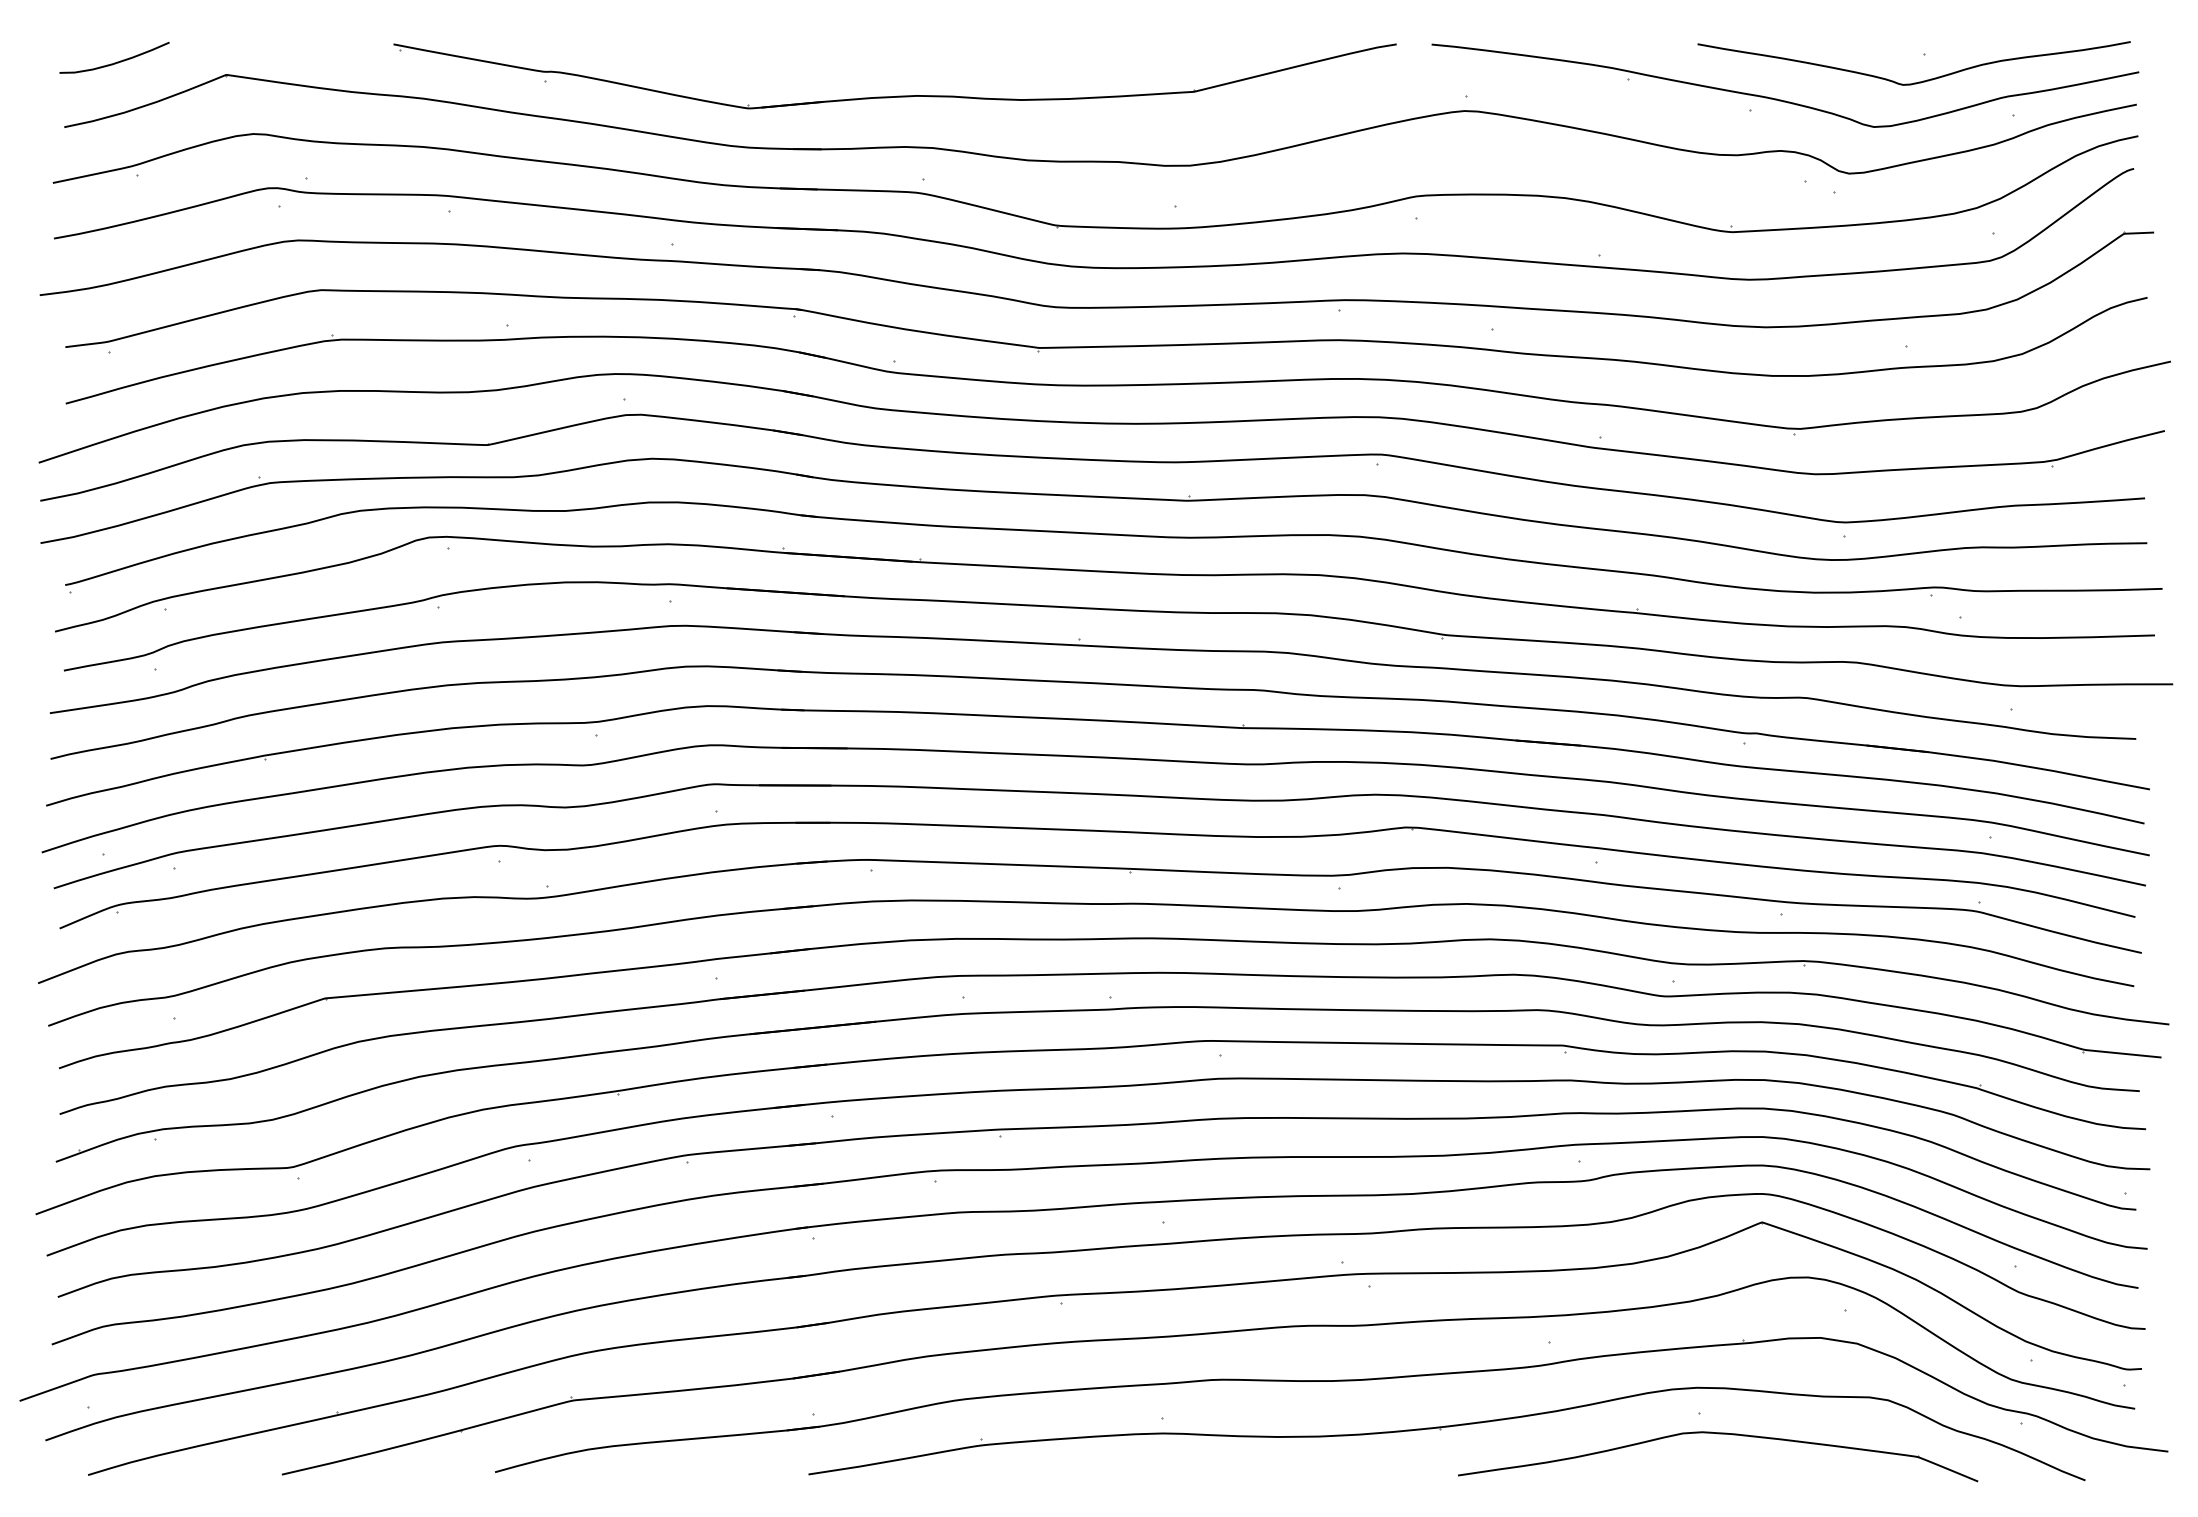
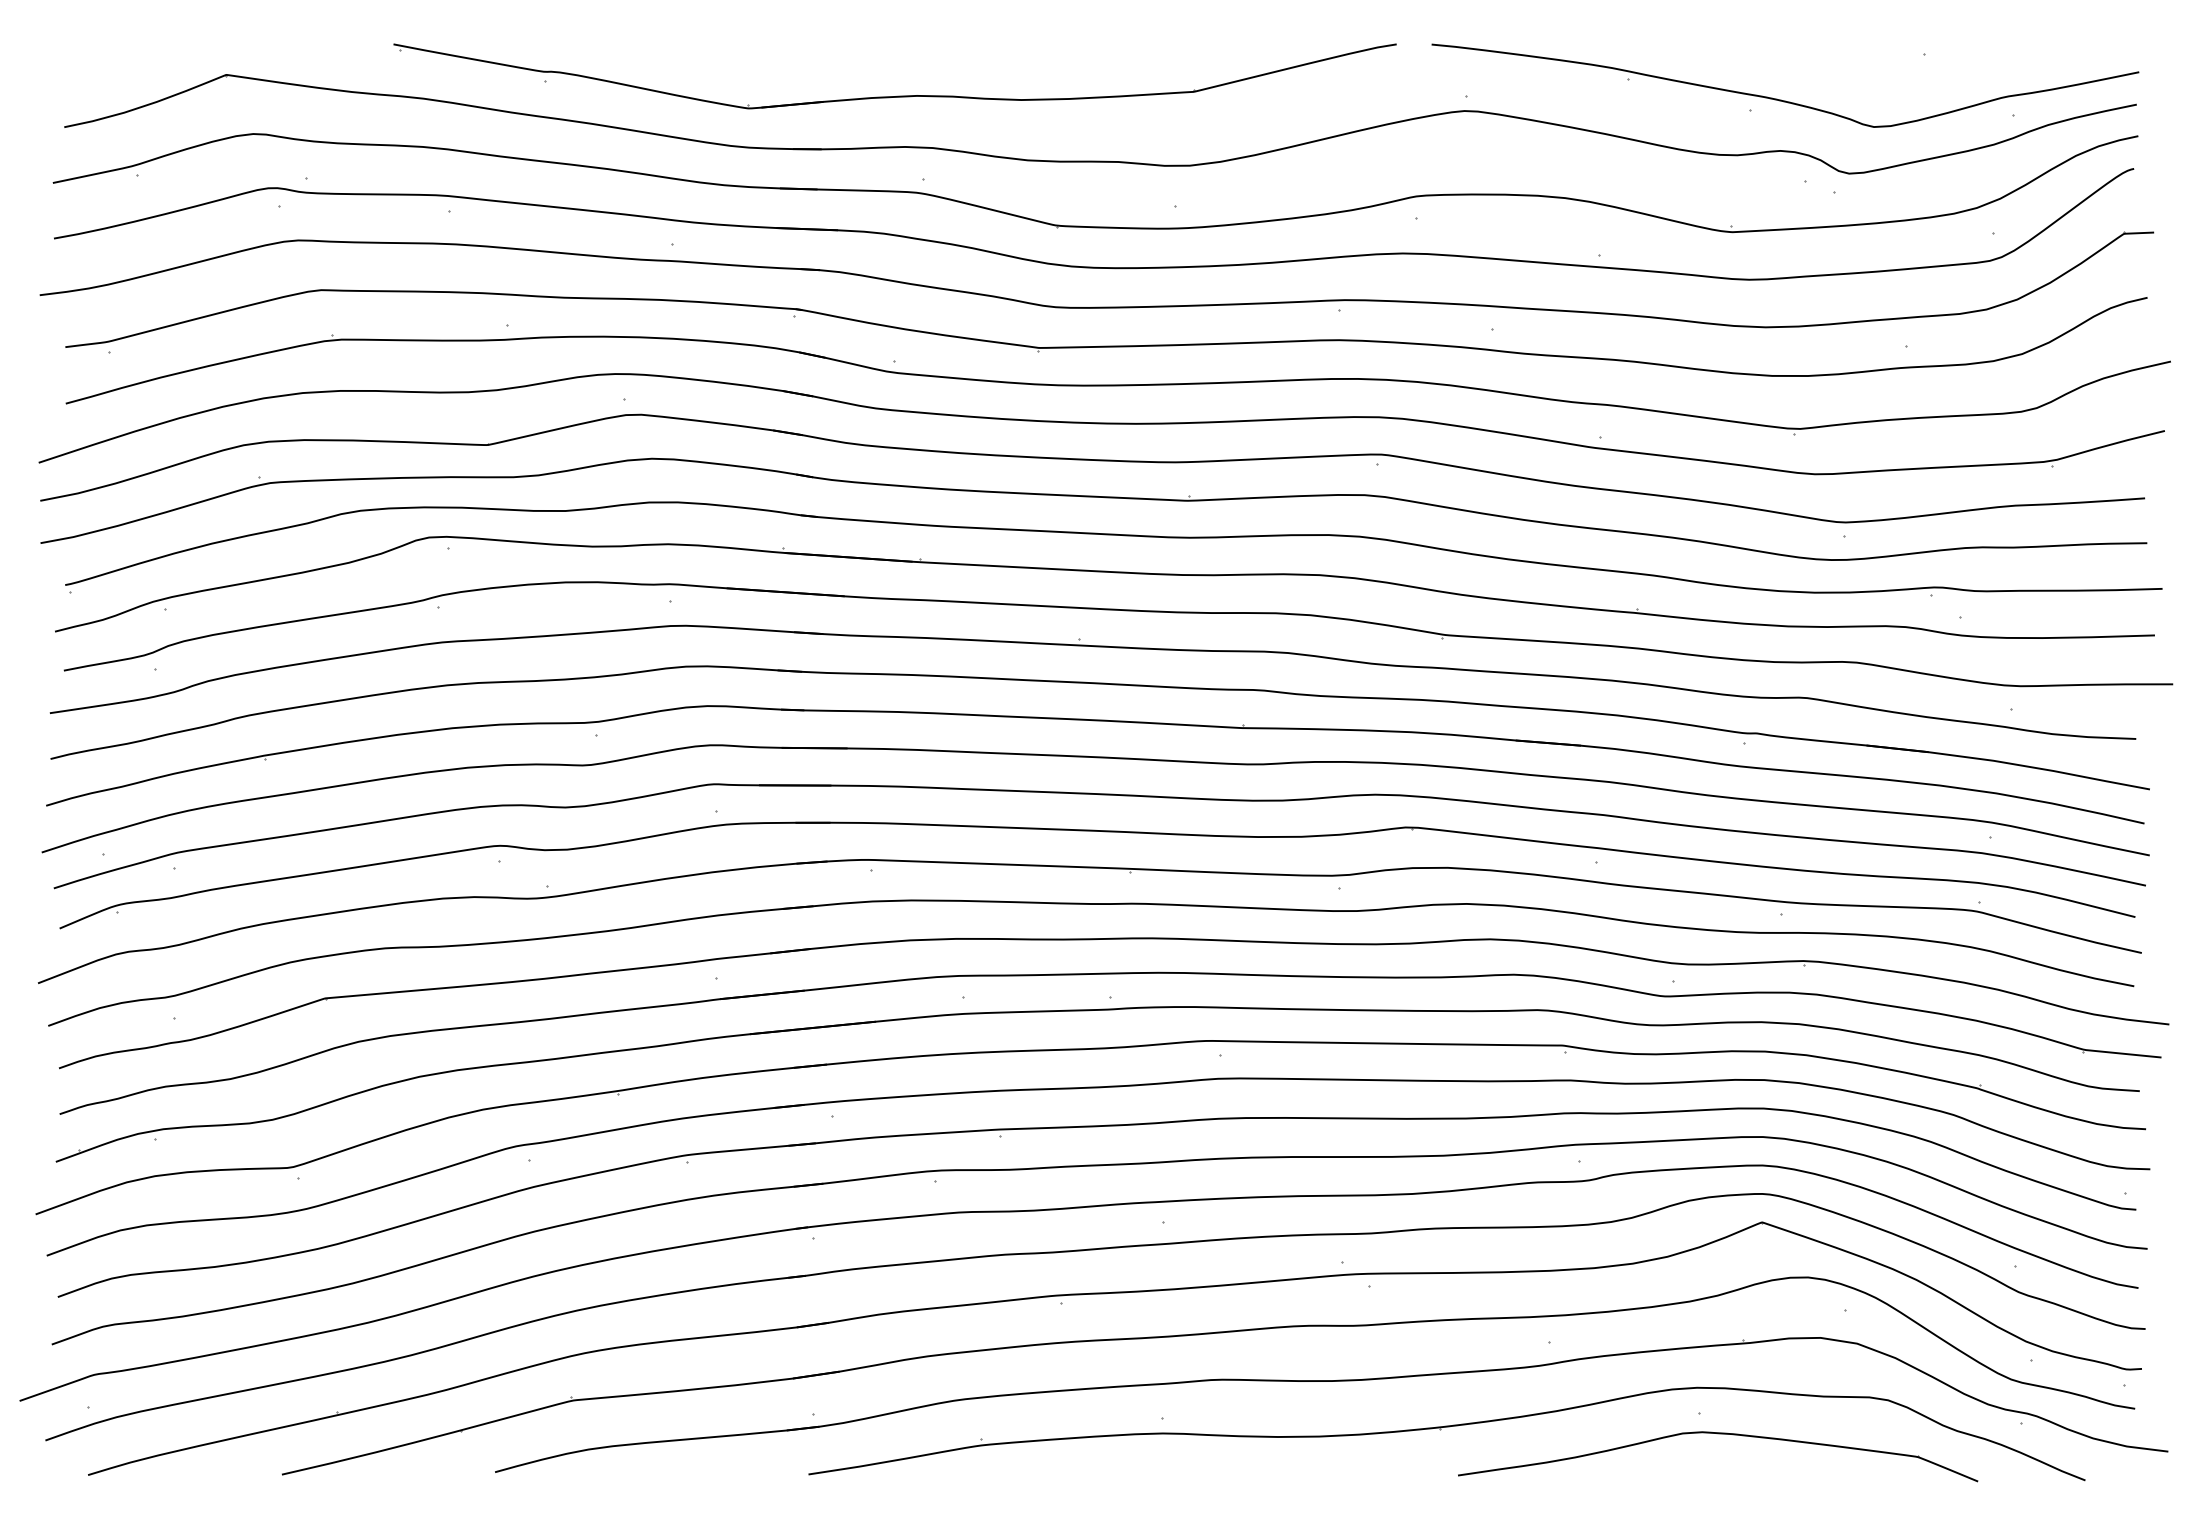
curve: present -> none (117, 61)
curve: present -> none (1918, 81)
